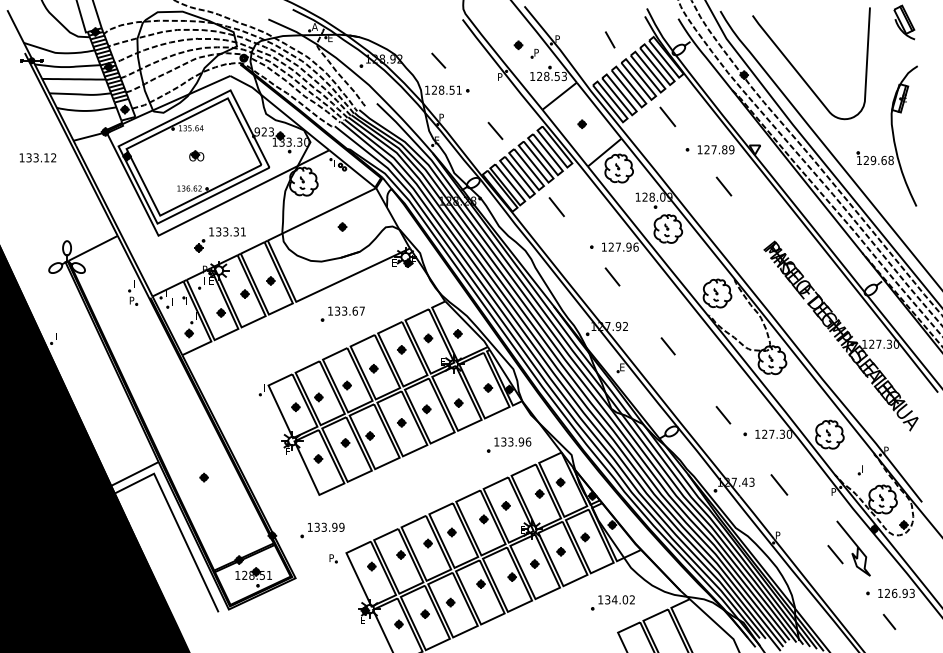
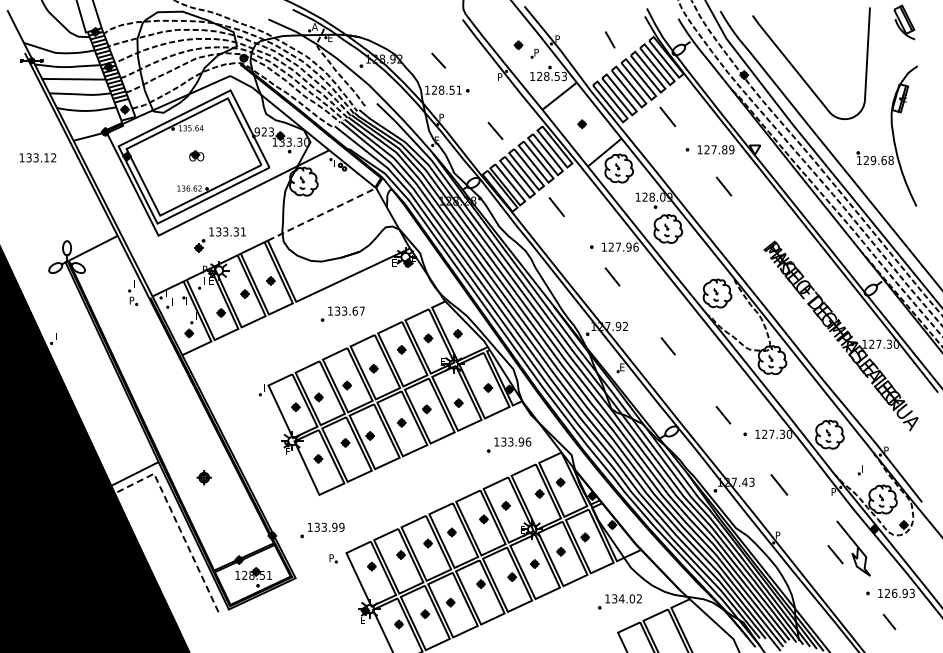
line: solid -> dashed (322, 214)
part: present -> none (342, 226)
part size: 10x11 px -> 16x16 px (203, 477)
line: solid -> dashed (176, 521)
part position: (612, 602) -> (619, 601) (619, 601)
